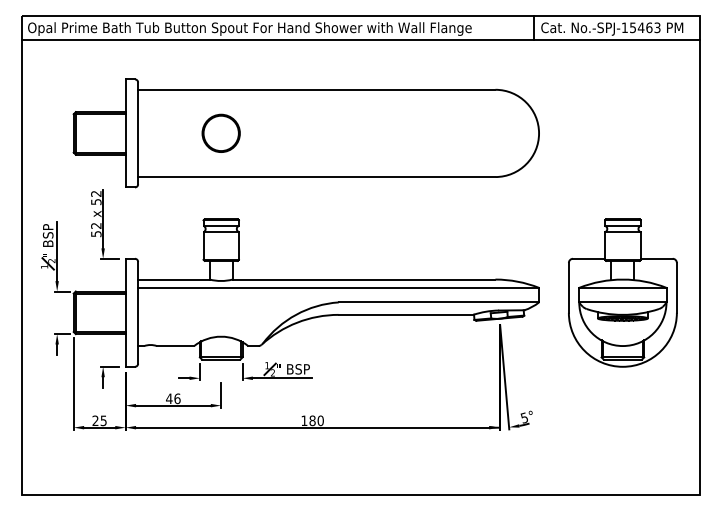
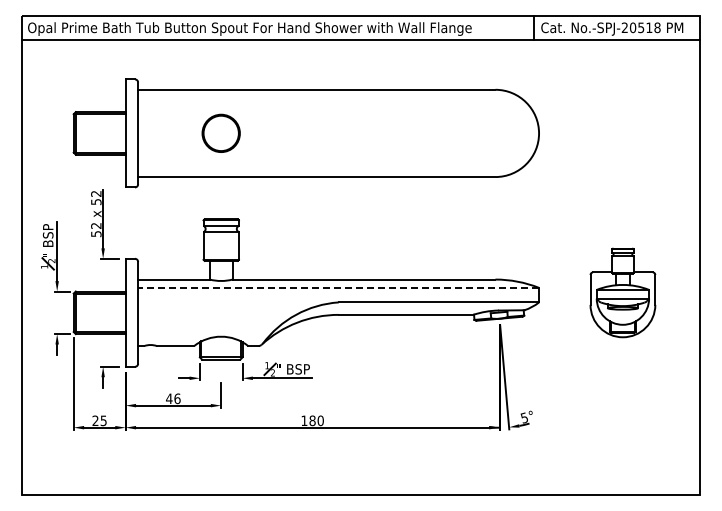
text: No.-SPJ-15463 -> No.-SPJ-20518 (640, 27)
line: solid -> dashed (338, 287)
part size: 110x150 px -> 68x92 px (622, 292)
